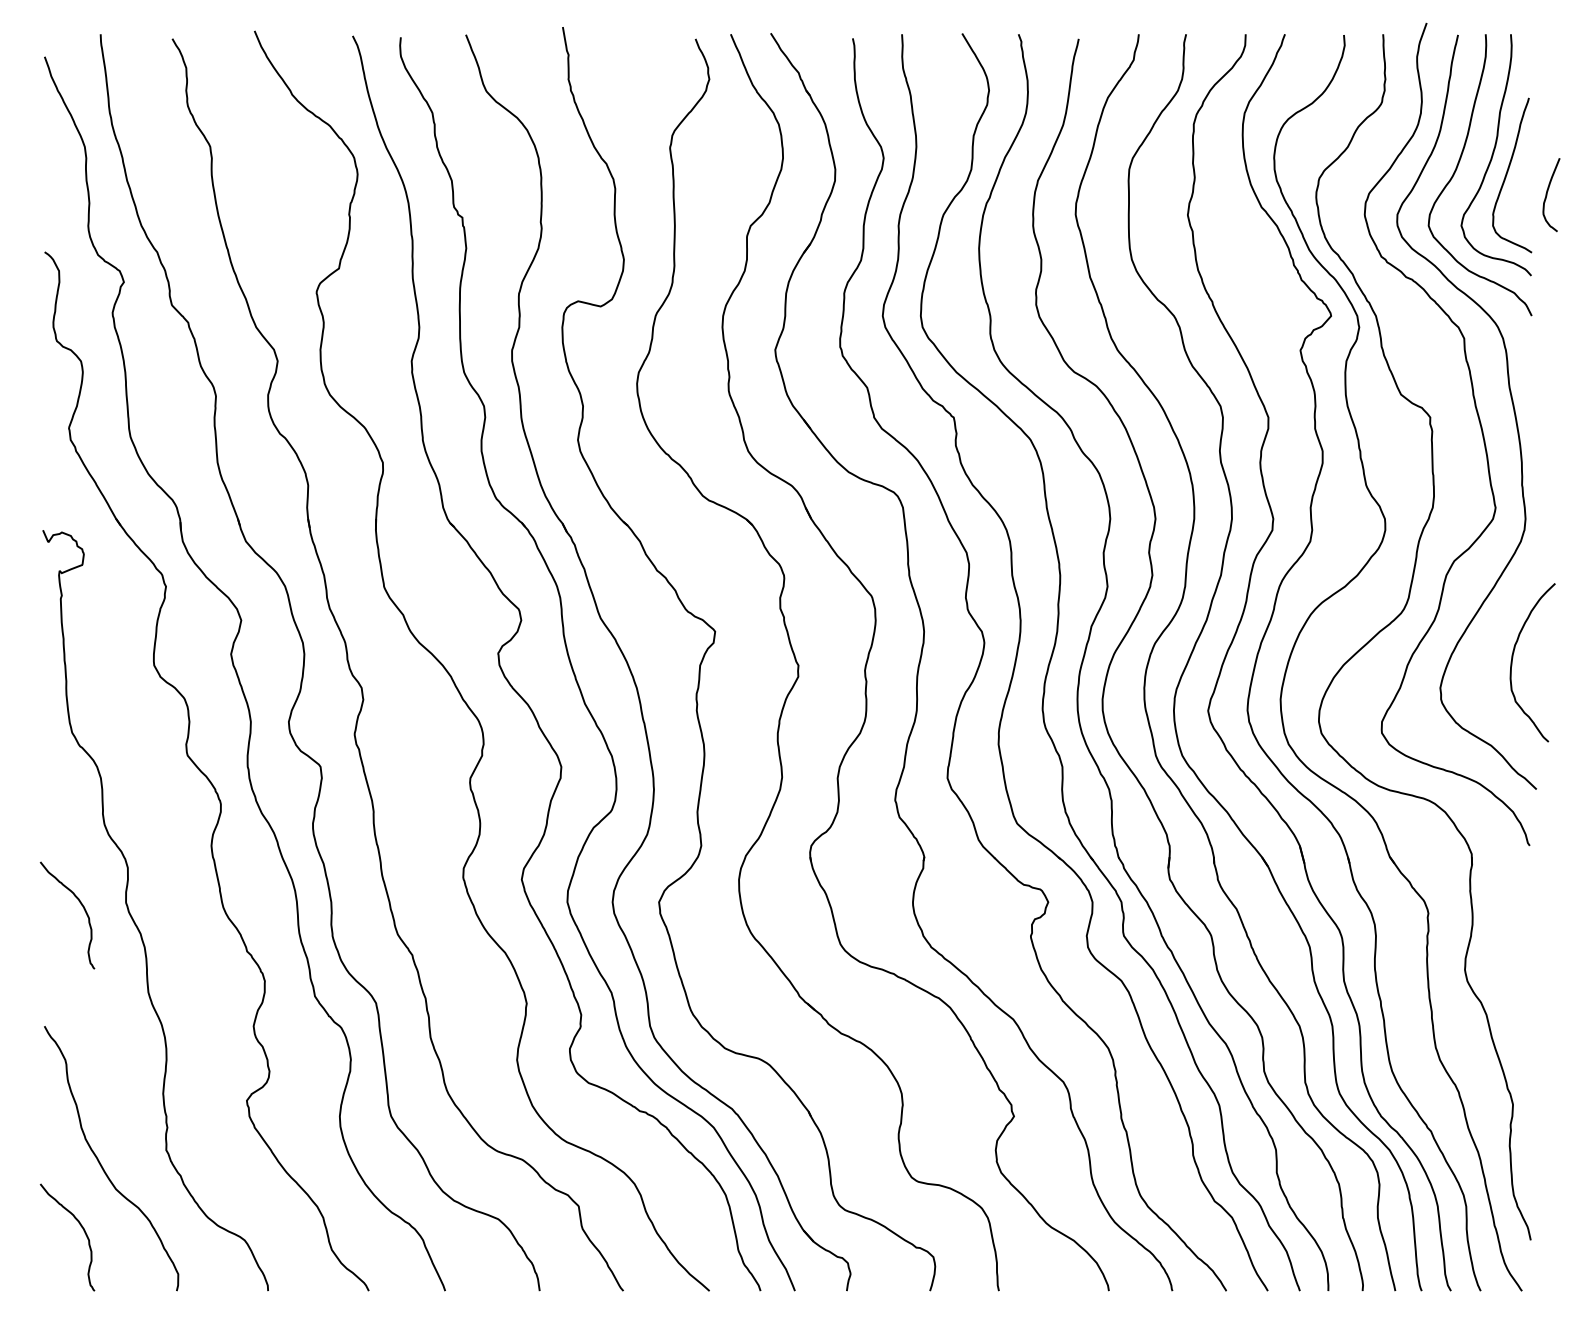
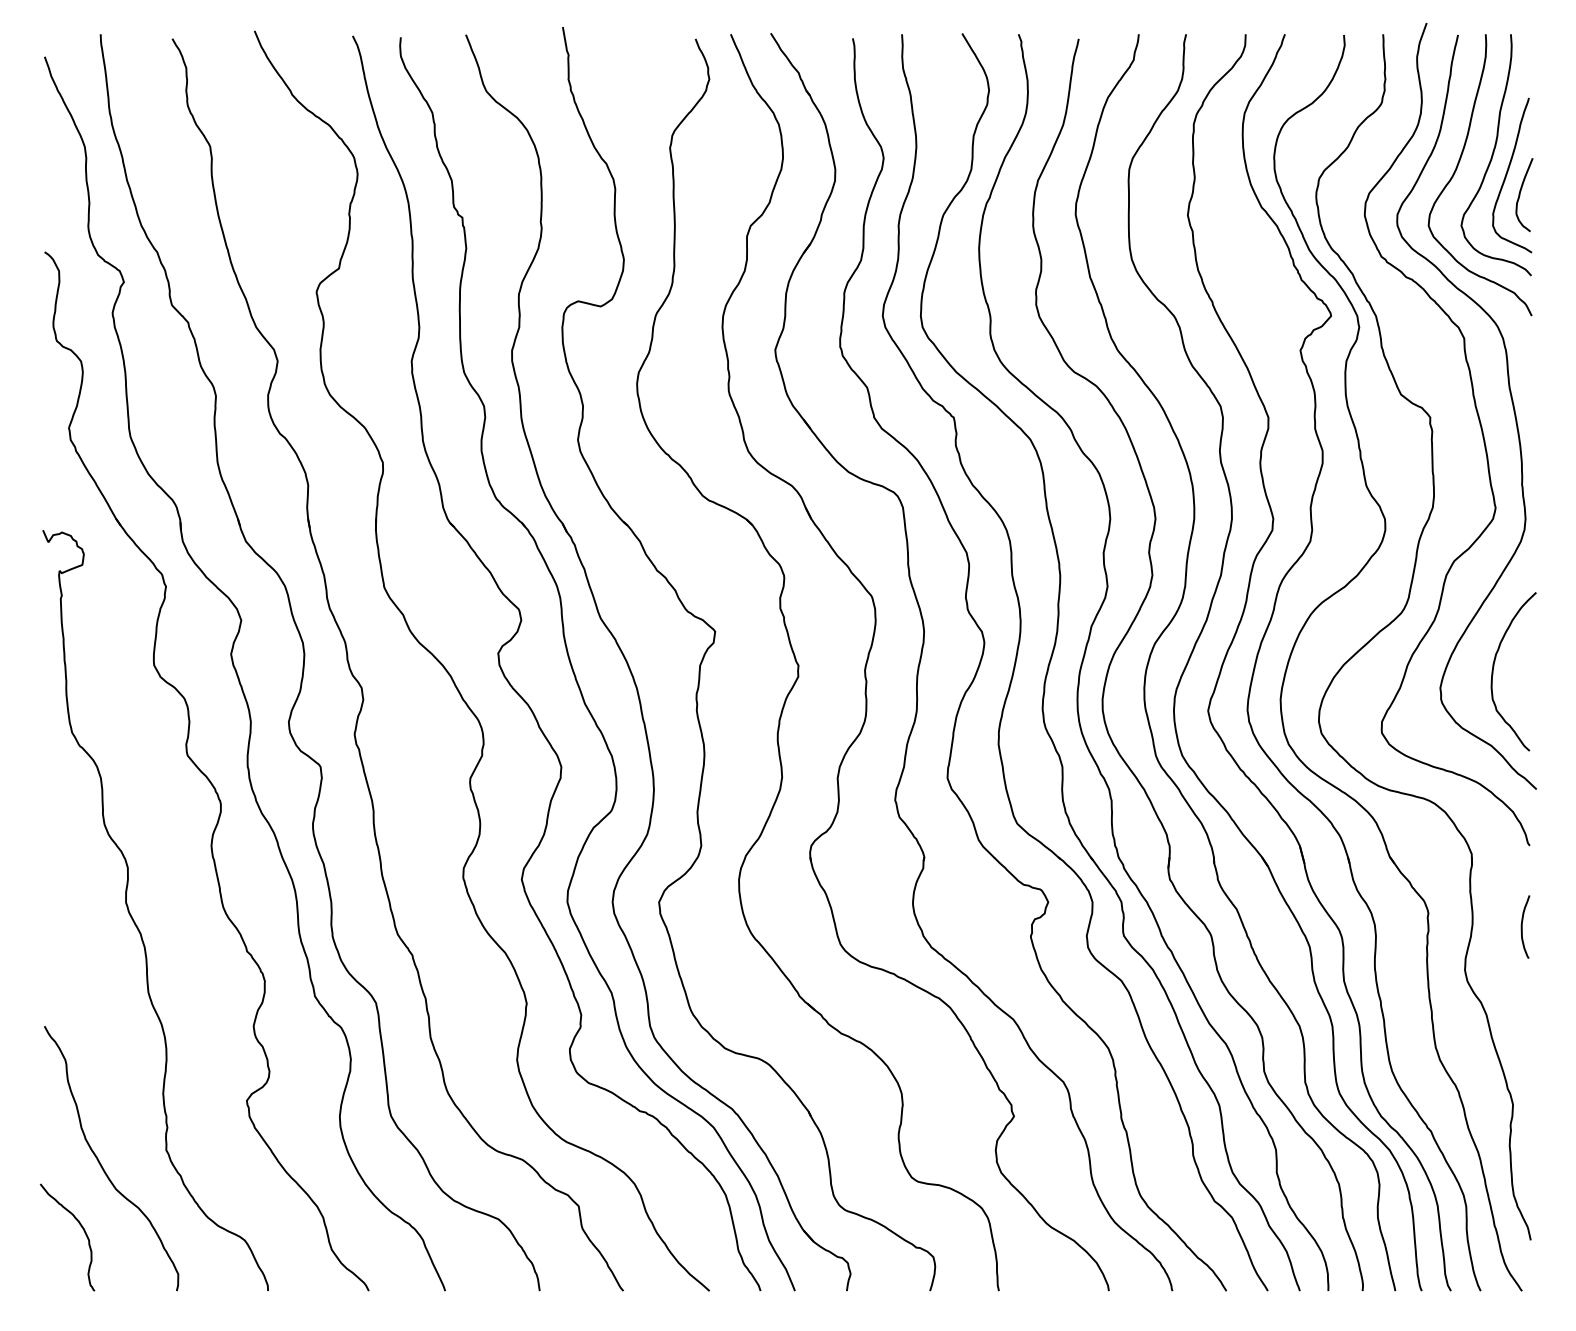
curve position: (1547, 195) -> (1520, 195) (1520, 195)
curve position: (1513, 657) -> (1494, 666) (1494, 666)
curve: present -> none (82, 907)
curve: none -> present (1522, 926)
